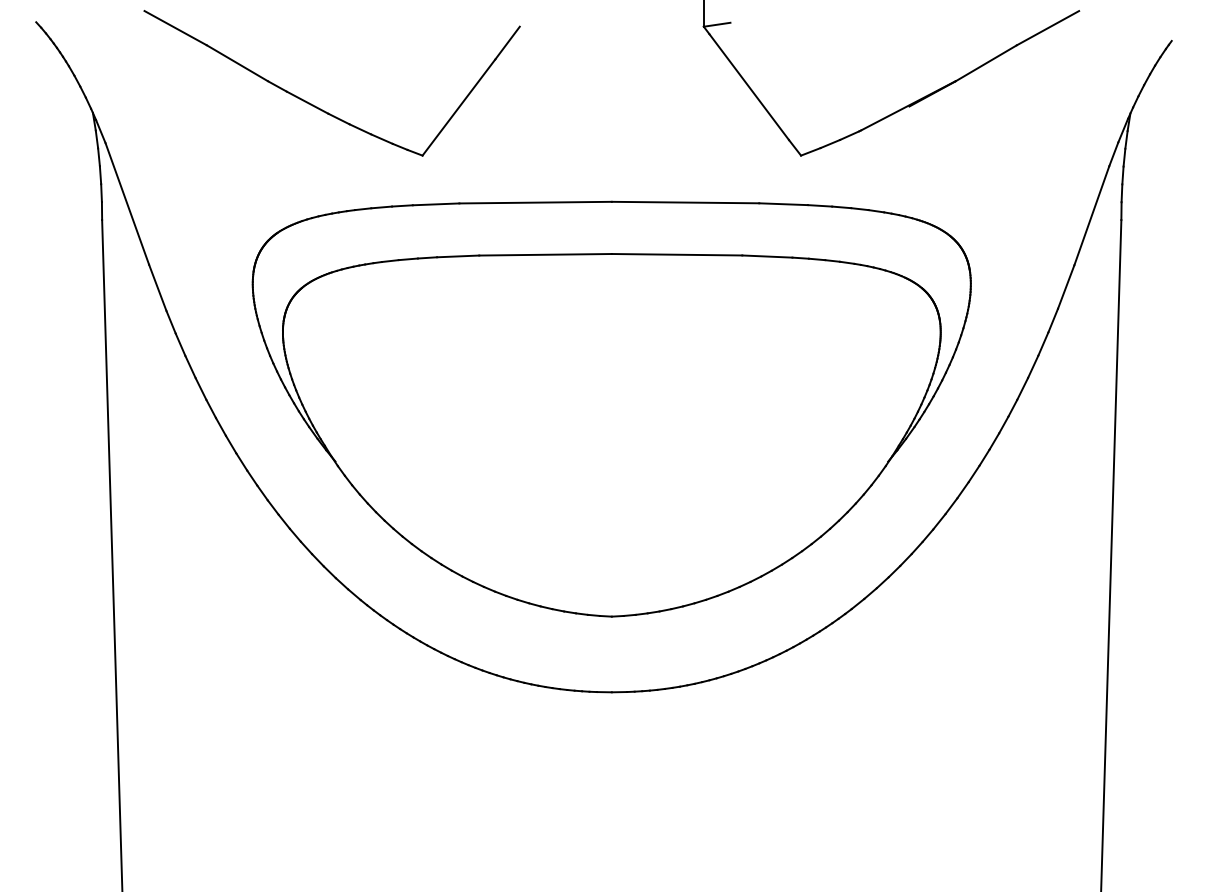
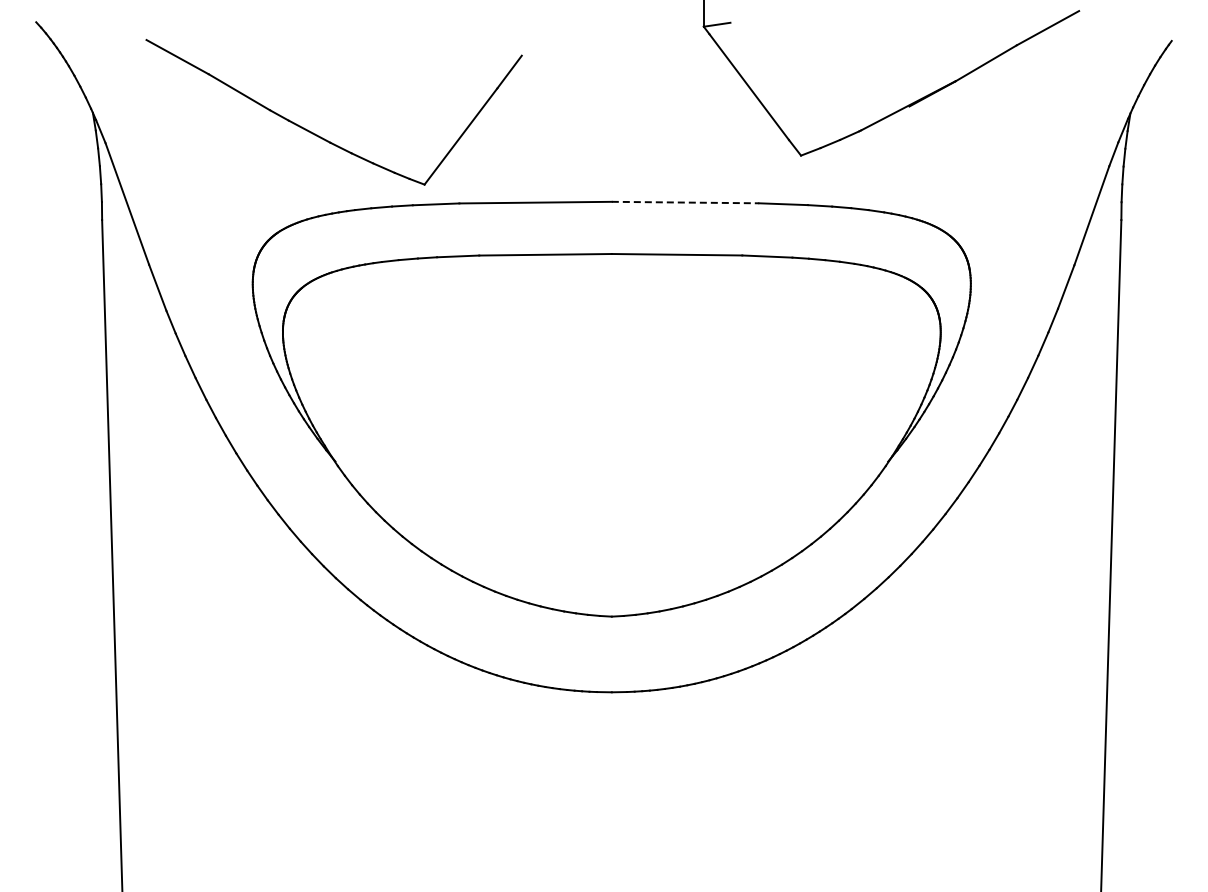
part position: (317, 106) -> (319, 135) (319, 135)
line: solid -> dashed (685, 202)
